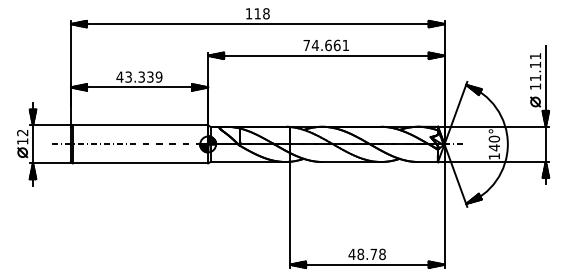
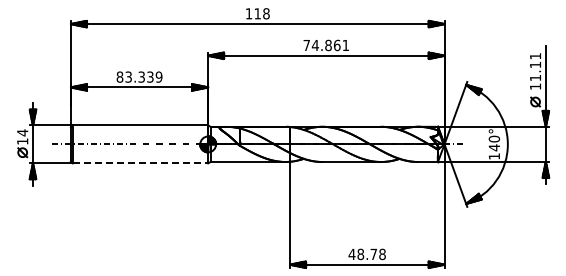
text: 74.661 -> 74.861 (328, 44)
text: 43.339 -> 83.339 (119, 76)
text: 12 -> 14 (22, 132)
line: solid -> dashed (140, 163)
